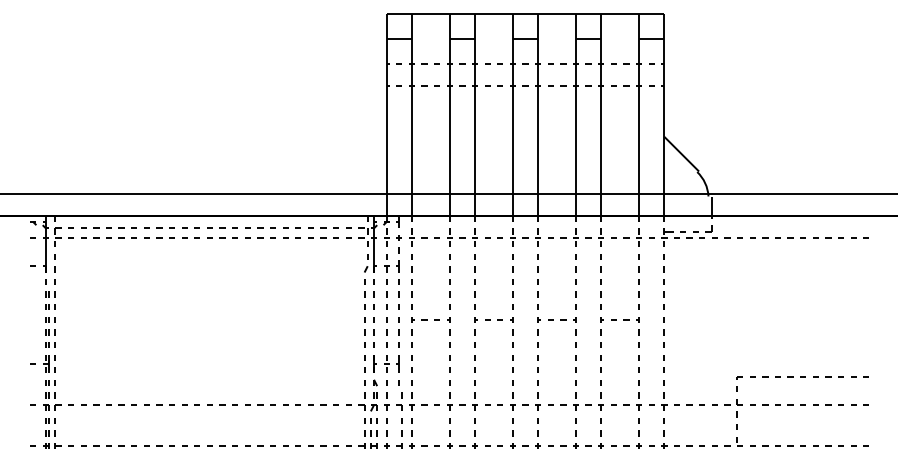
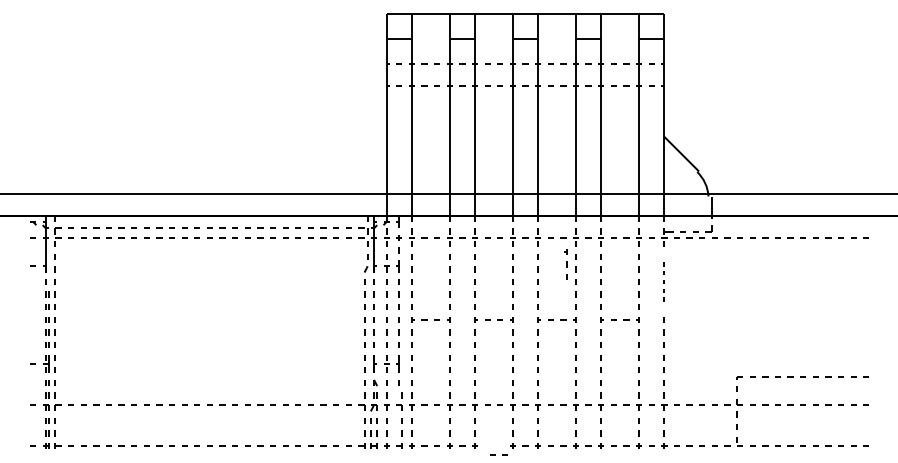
part: none -> present (565, 264)
part size: 2x56 px -> 2x40 px (663, 281)
line position: (490, 445) -> (495, 454) (495, 454)
